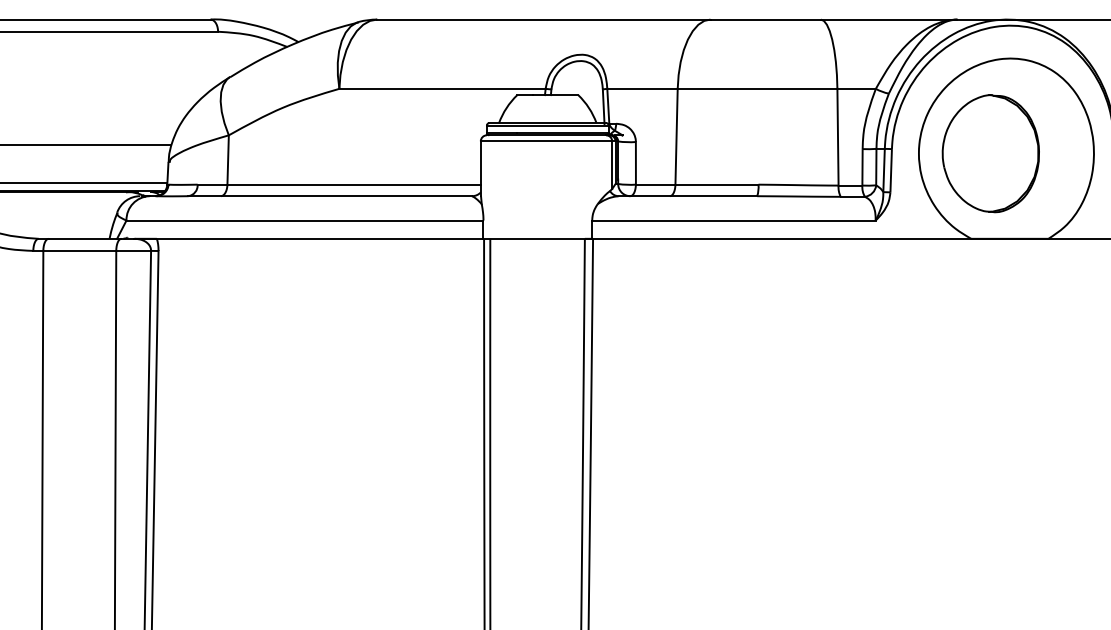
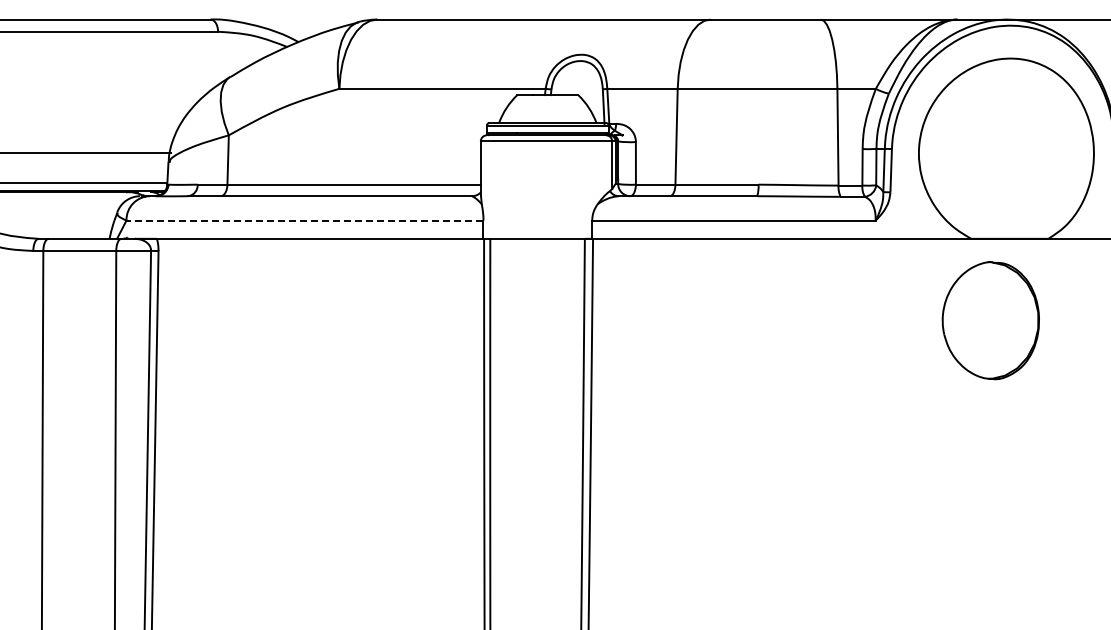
line position: (86, 145) -> (86, 153) (86, 153)
part position: (990, 153) -> (990, 320) (990, 320)
line: solid -> dashed (304, 220)
